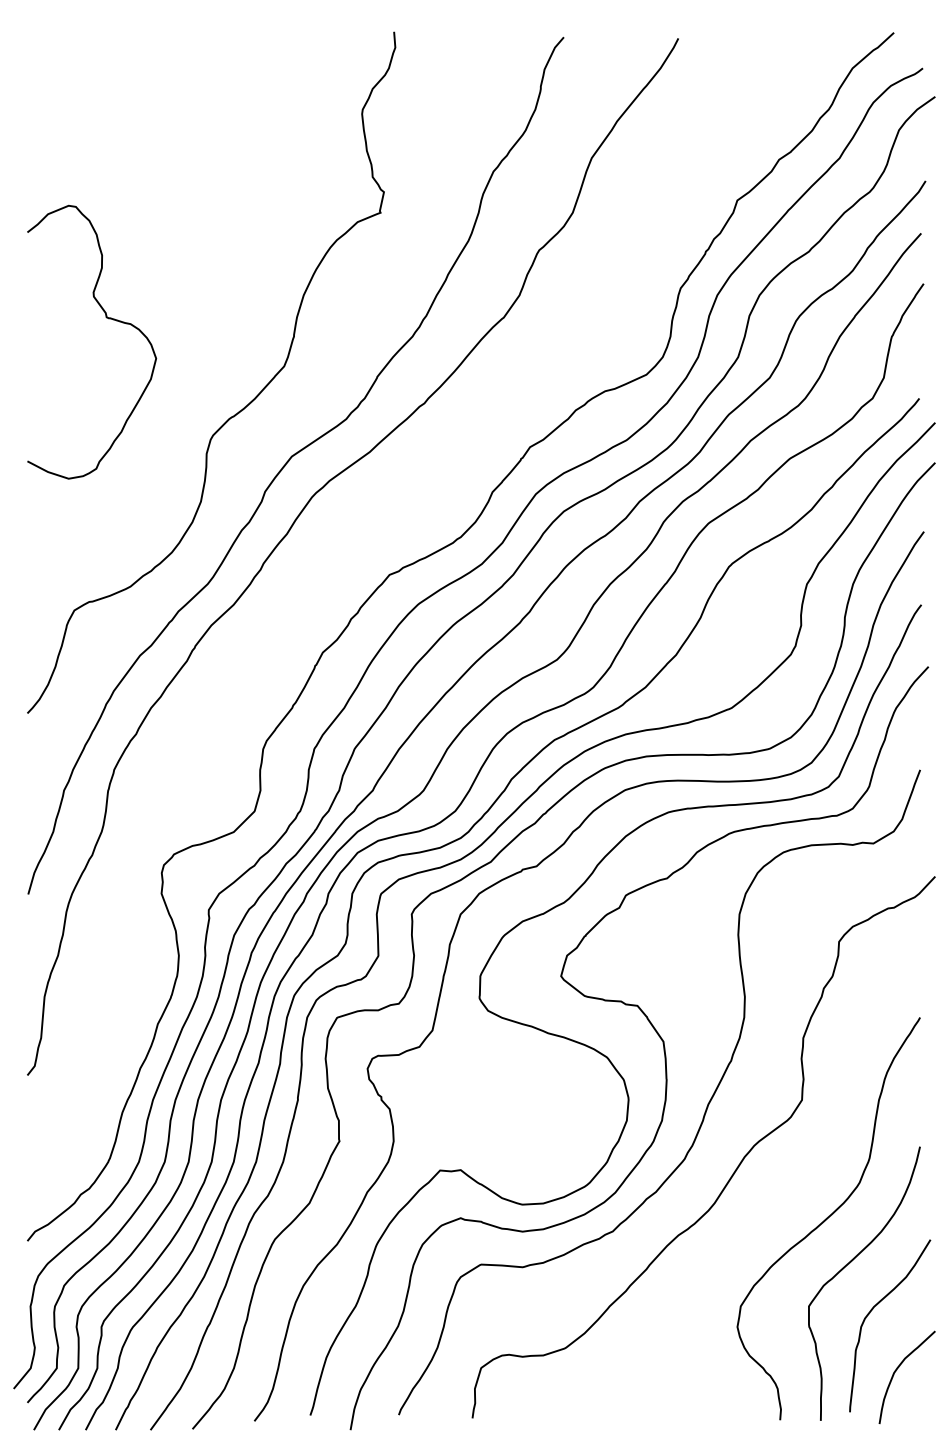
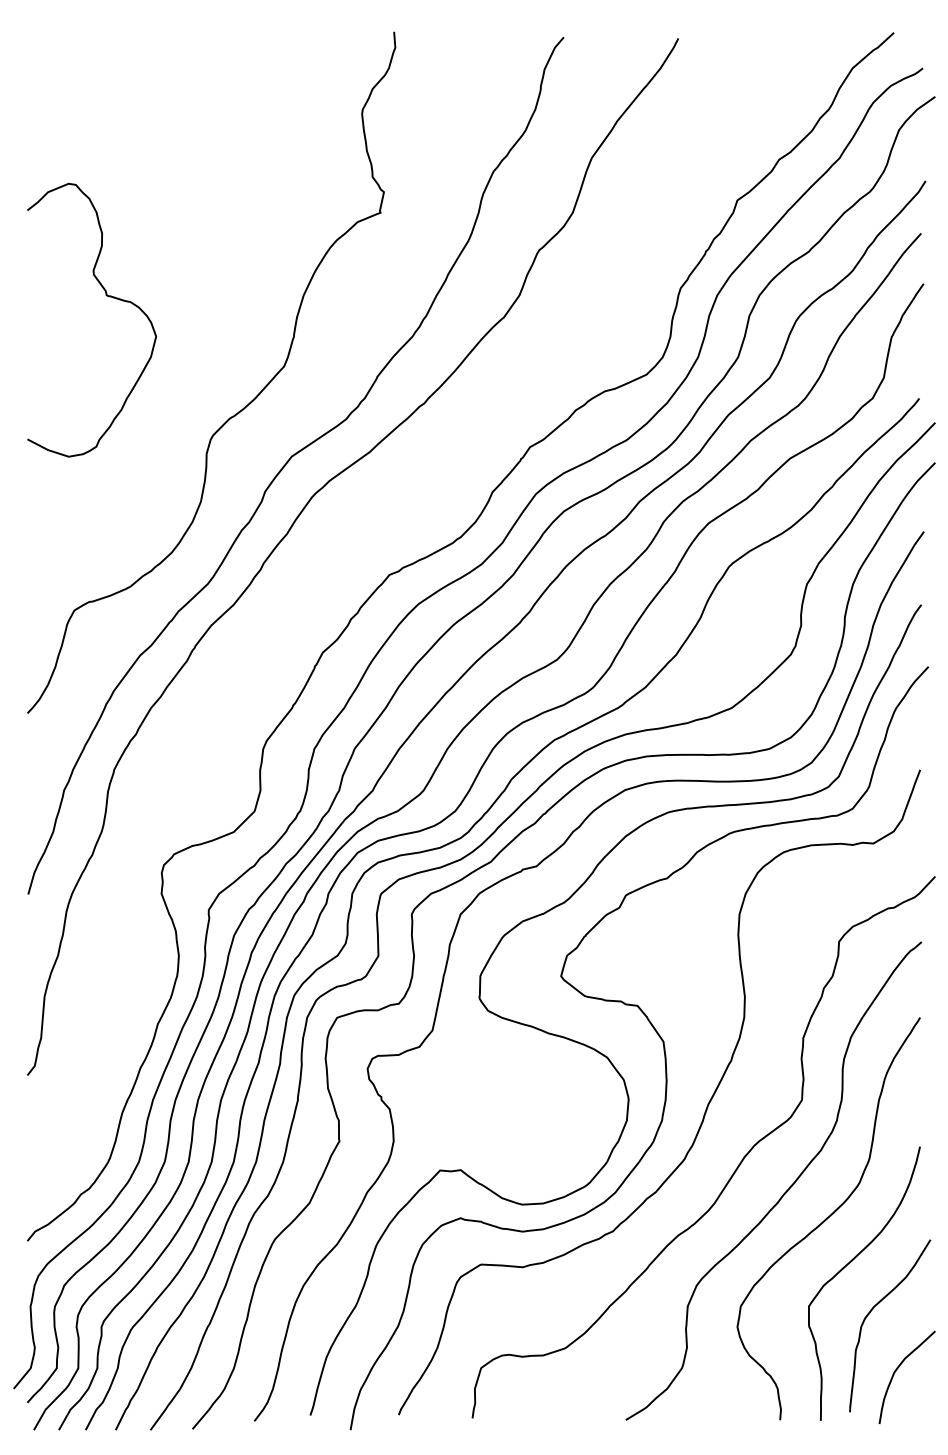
curve position: (106, 318) -> (106, 296) (106, 296)
curve: none -> present (785, 1191)
